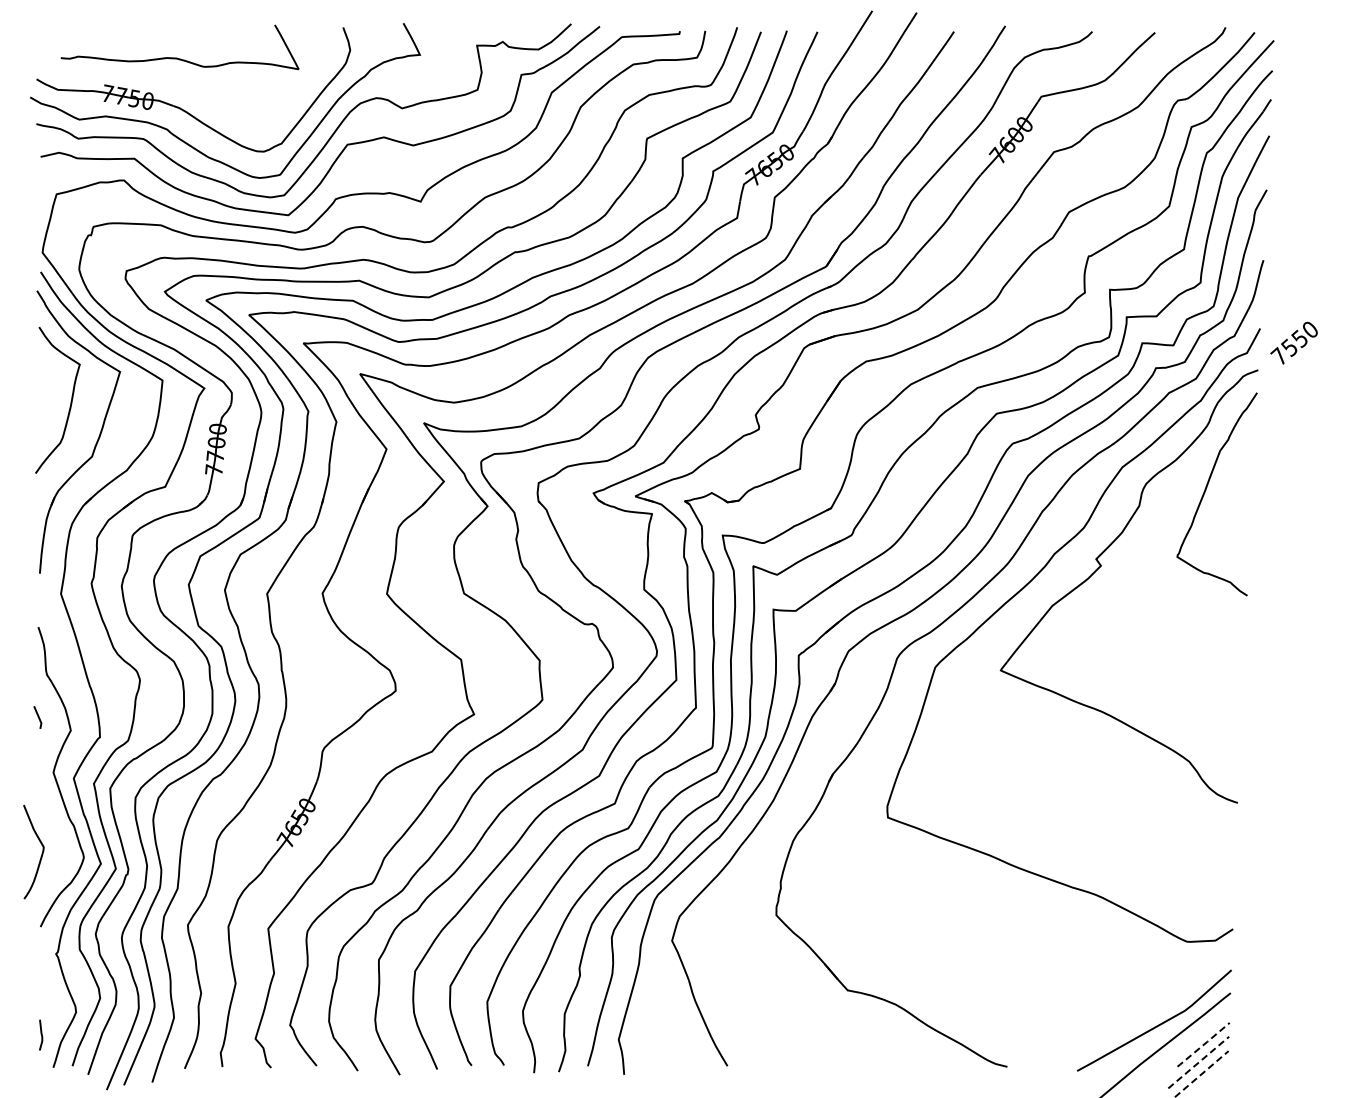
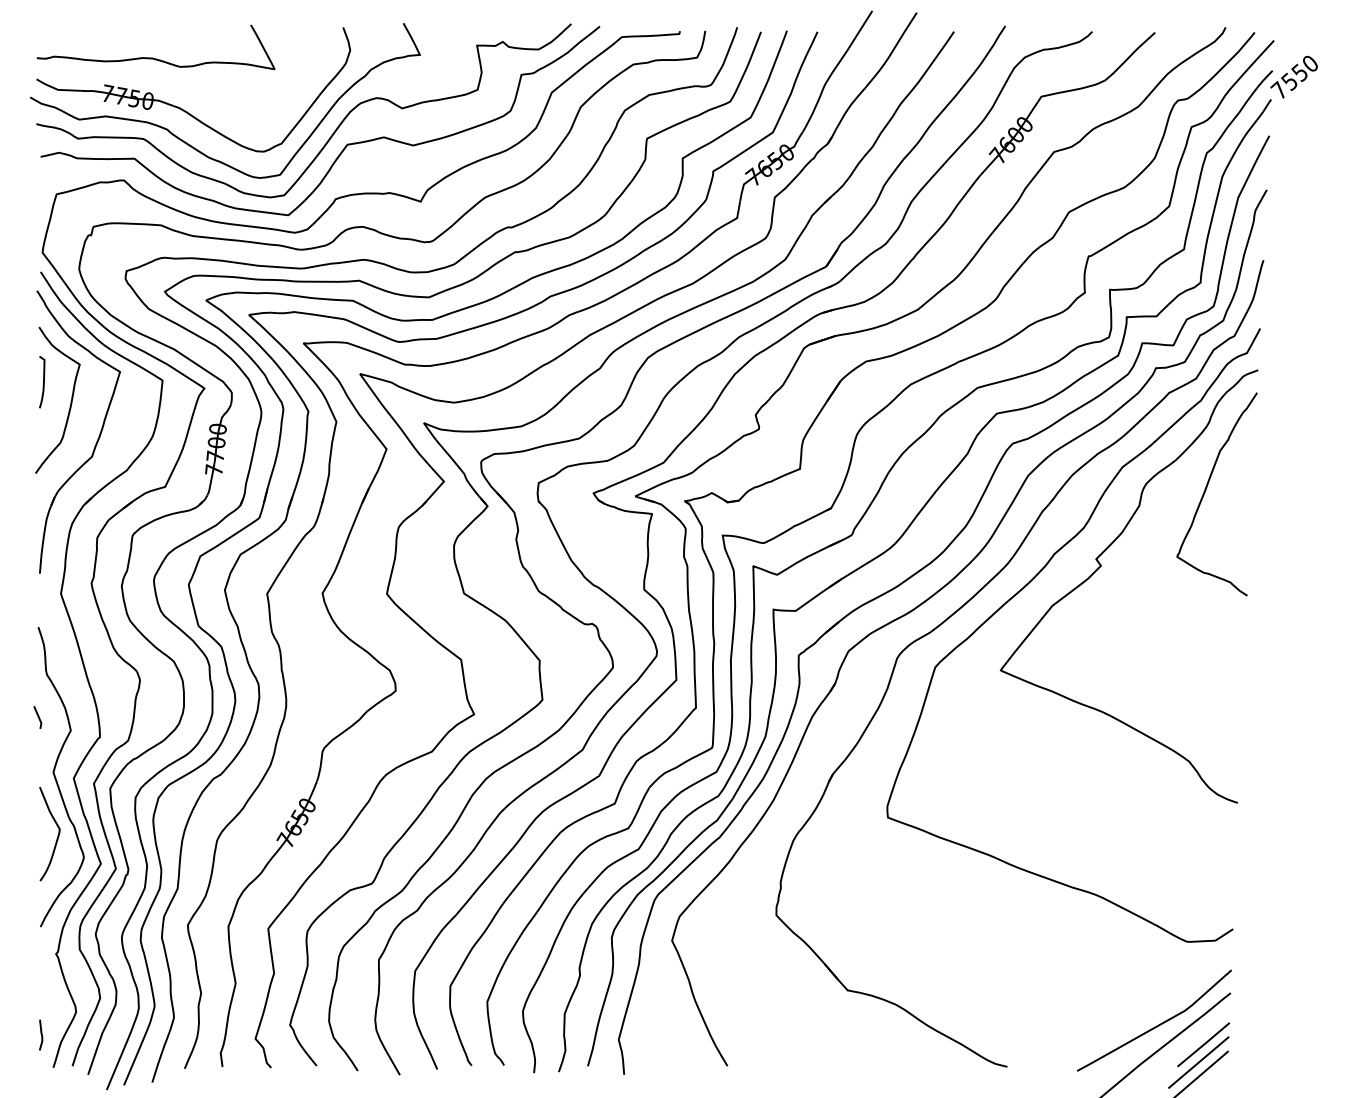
curve position: (177, 57) -> (153, 57) (153, 57)
text position: (1293, 342) -> (1293, 76) (1293, 76)
curve: none -> present (43, 382)
curve position: (41, 853) -> (57, 835) (57, 835)
line: dashed -> solid (1203, 1044)
line: dashed -> solid (1198, 1062)
line: dashed -> solid (1201, 1074)
